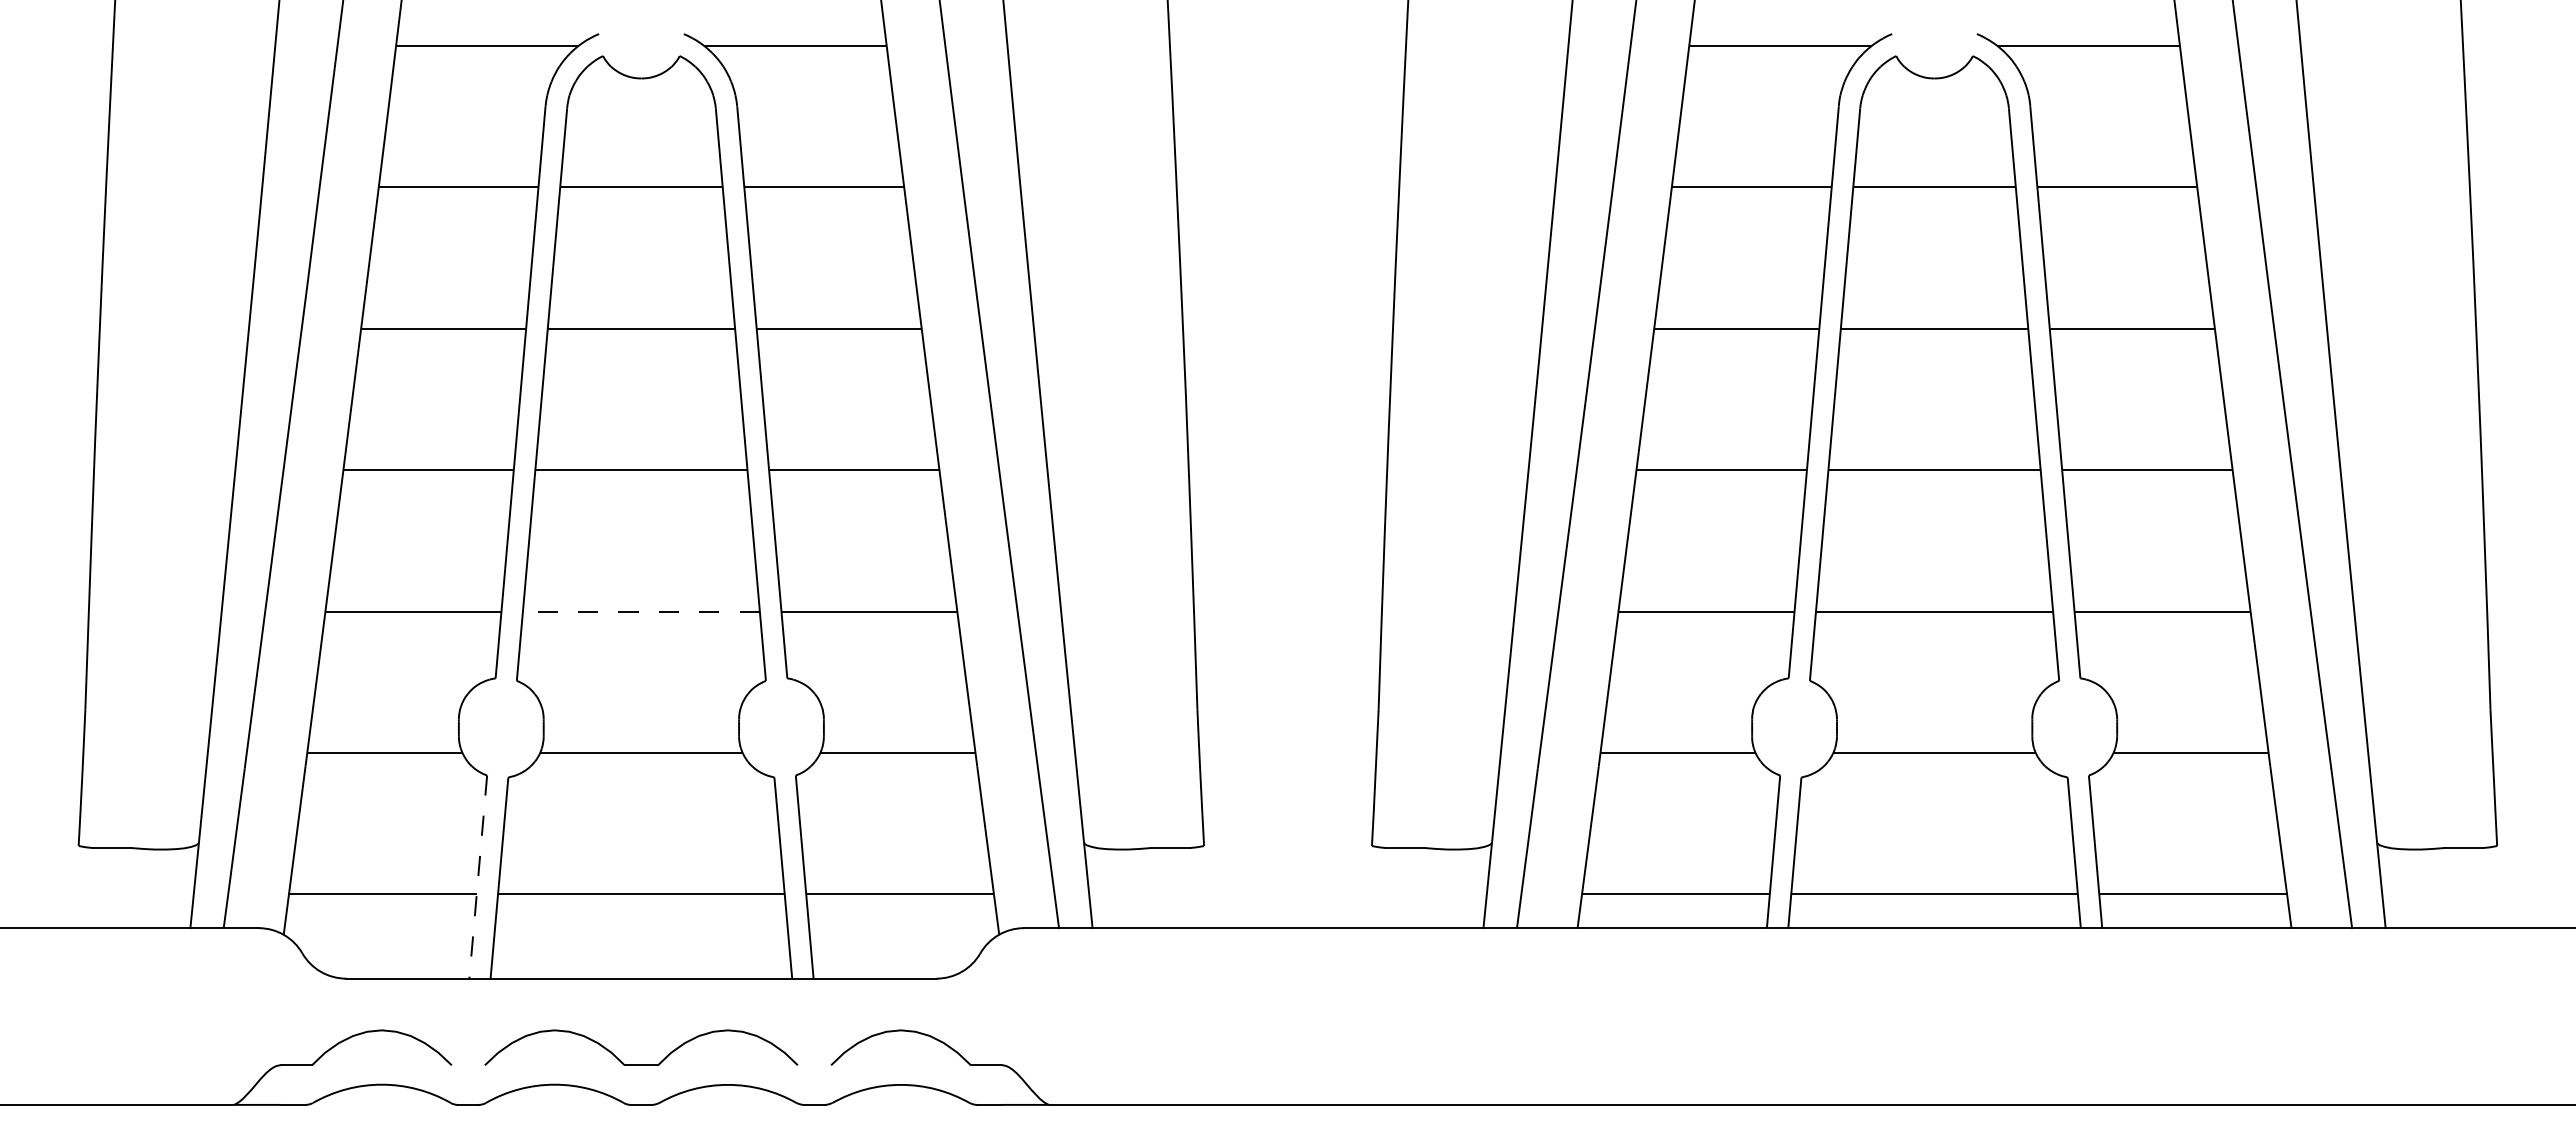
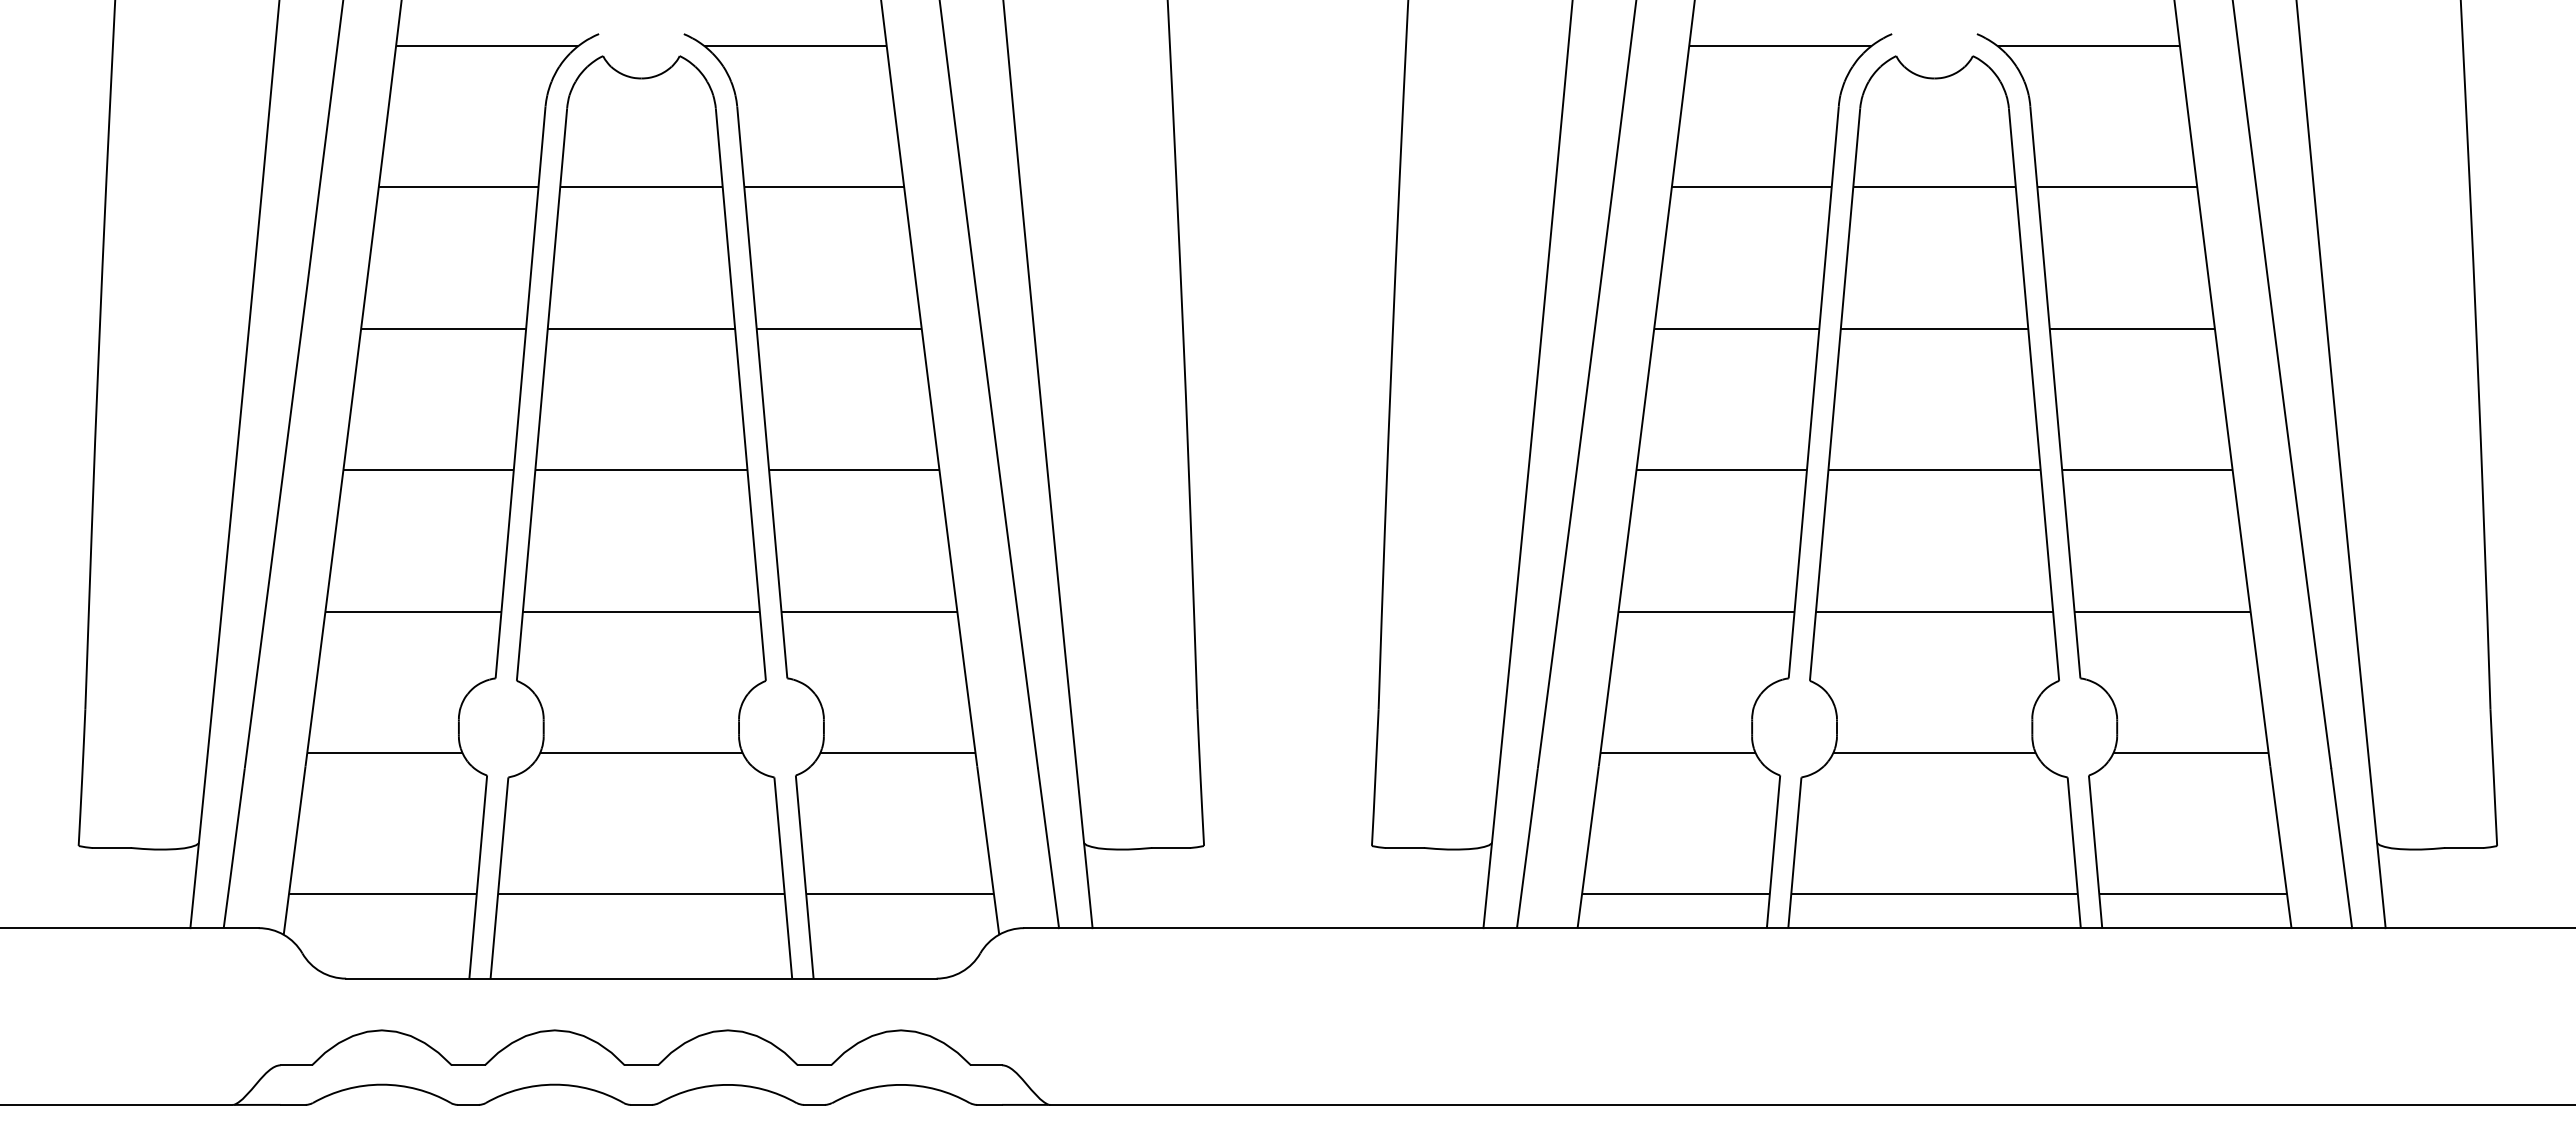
line: dashed -> solid (640, 611)
line: dashed -> solid (478, 877)
line: none -> present (467, 1065)
line: none -> present (814, 1065)
